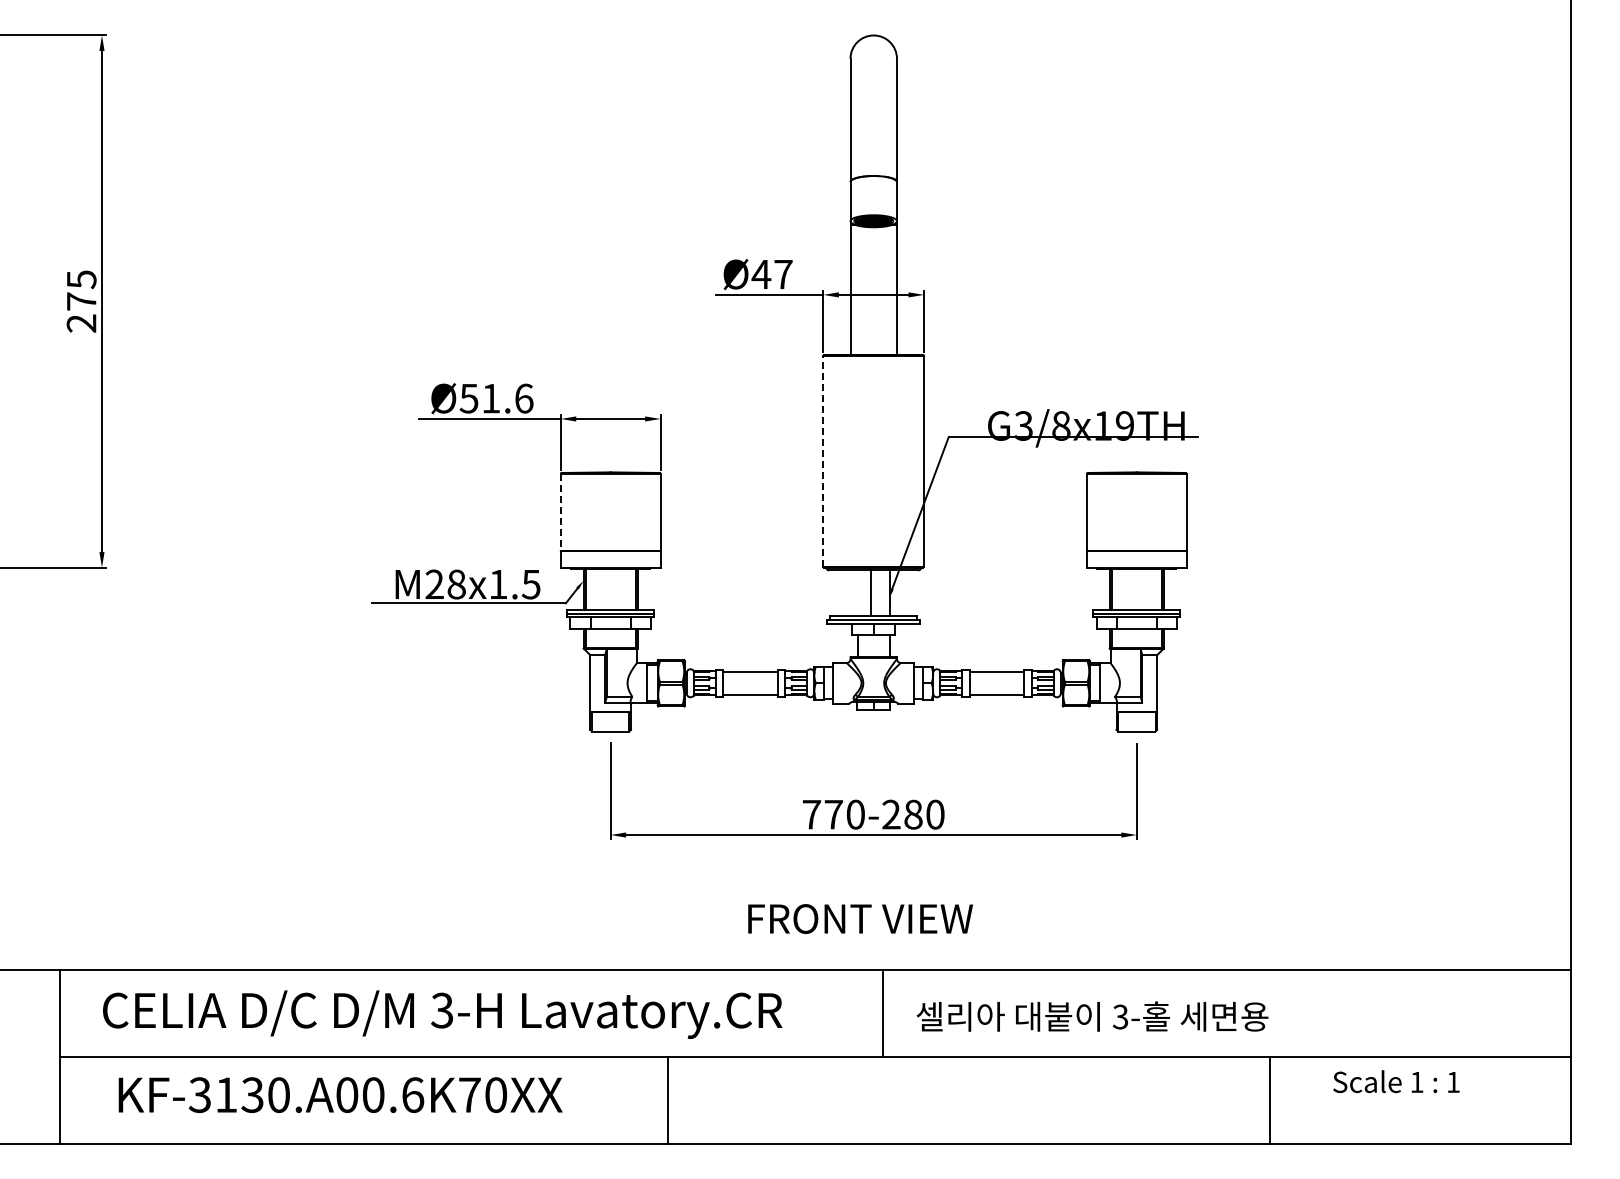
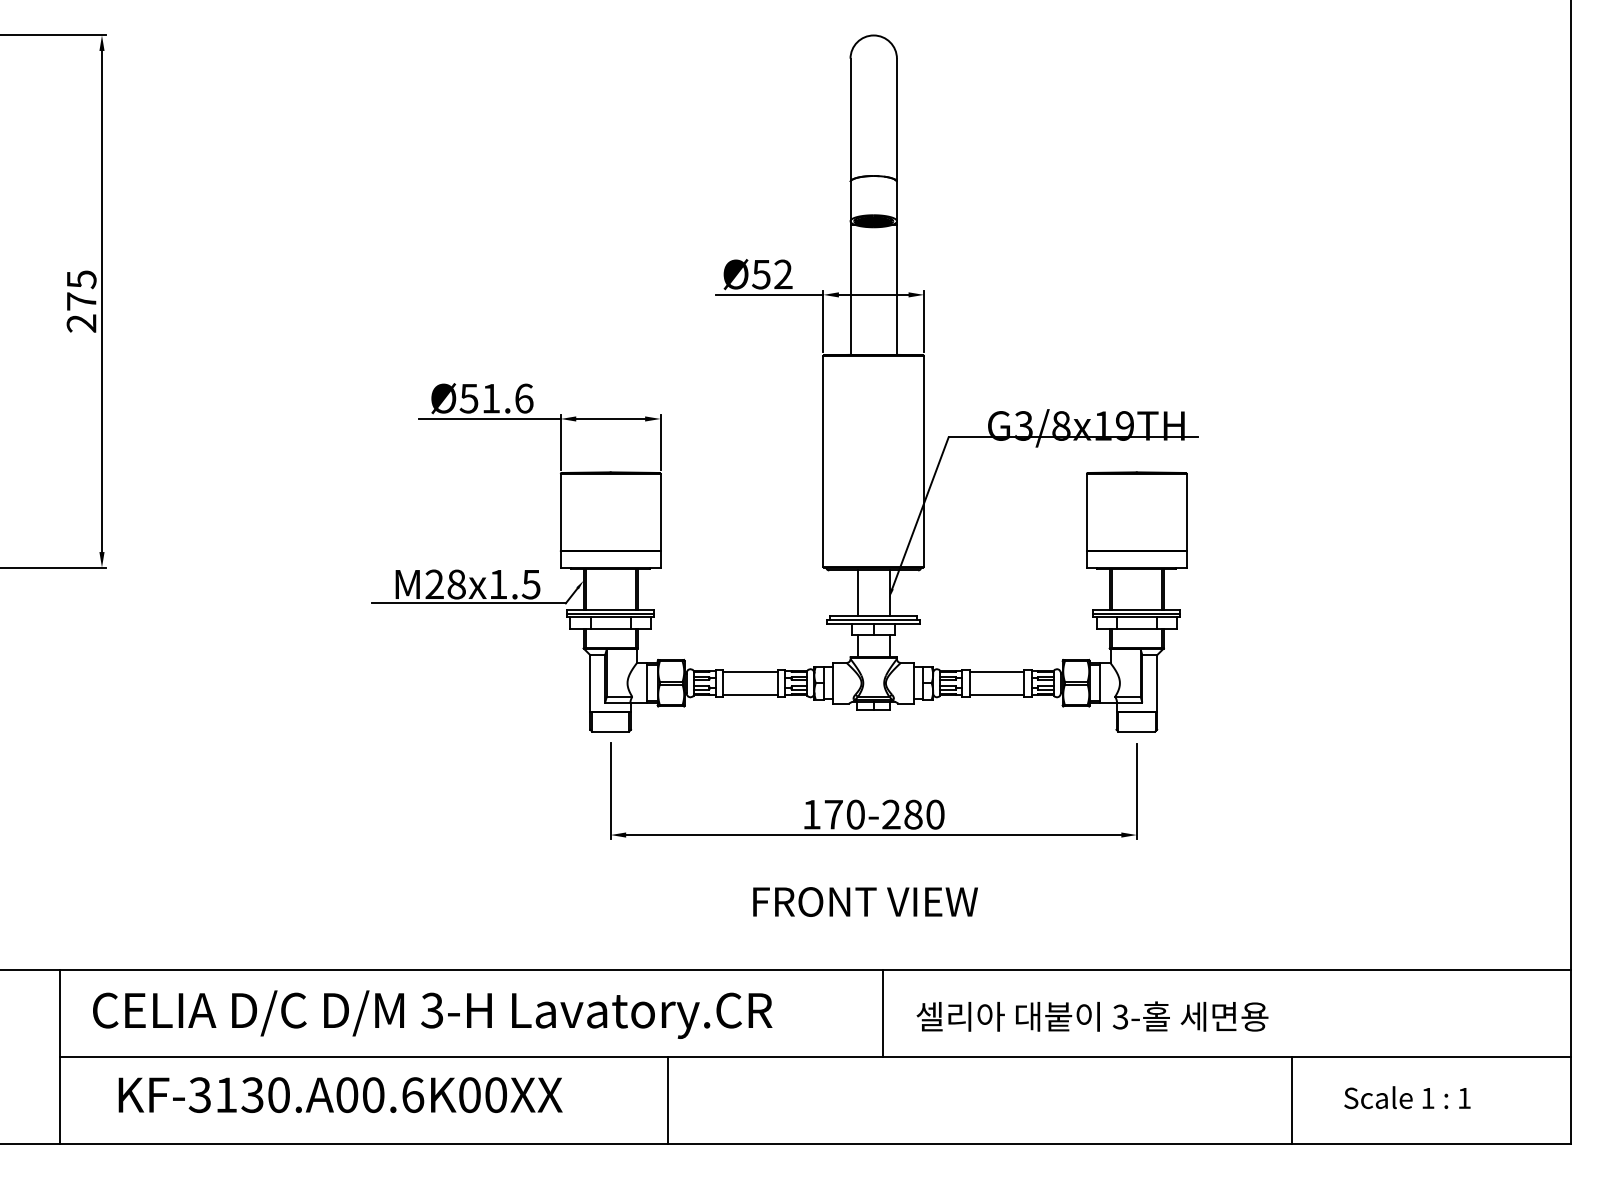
text: Ø47 -> Ø52 (771, 274)
line: dashed -> solid (823, 460)
line: dashed -> solid (560, 512)
line position: (870, 592) -> (857, 592) (857, 592)
text: 770-280 -> 170-280 (811, 814)
text position: (860, 918) -> (865, 901) (865, 901)
text position: (442, 1014) -> (432, 1014) (432, 1014)
text position: (1396, 1081) -> (1407, 1097) (1407, 1097)
text: KF-3130.A00.6K70XX -> KF-3130.A00.6K00XX (469, 1095)
line position: (1269, 1099) -> (1291, 1099) (1291, 1099)
